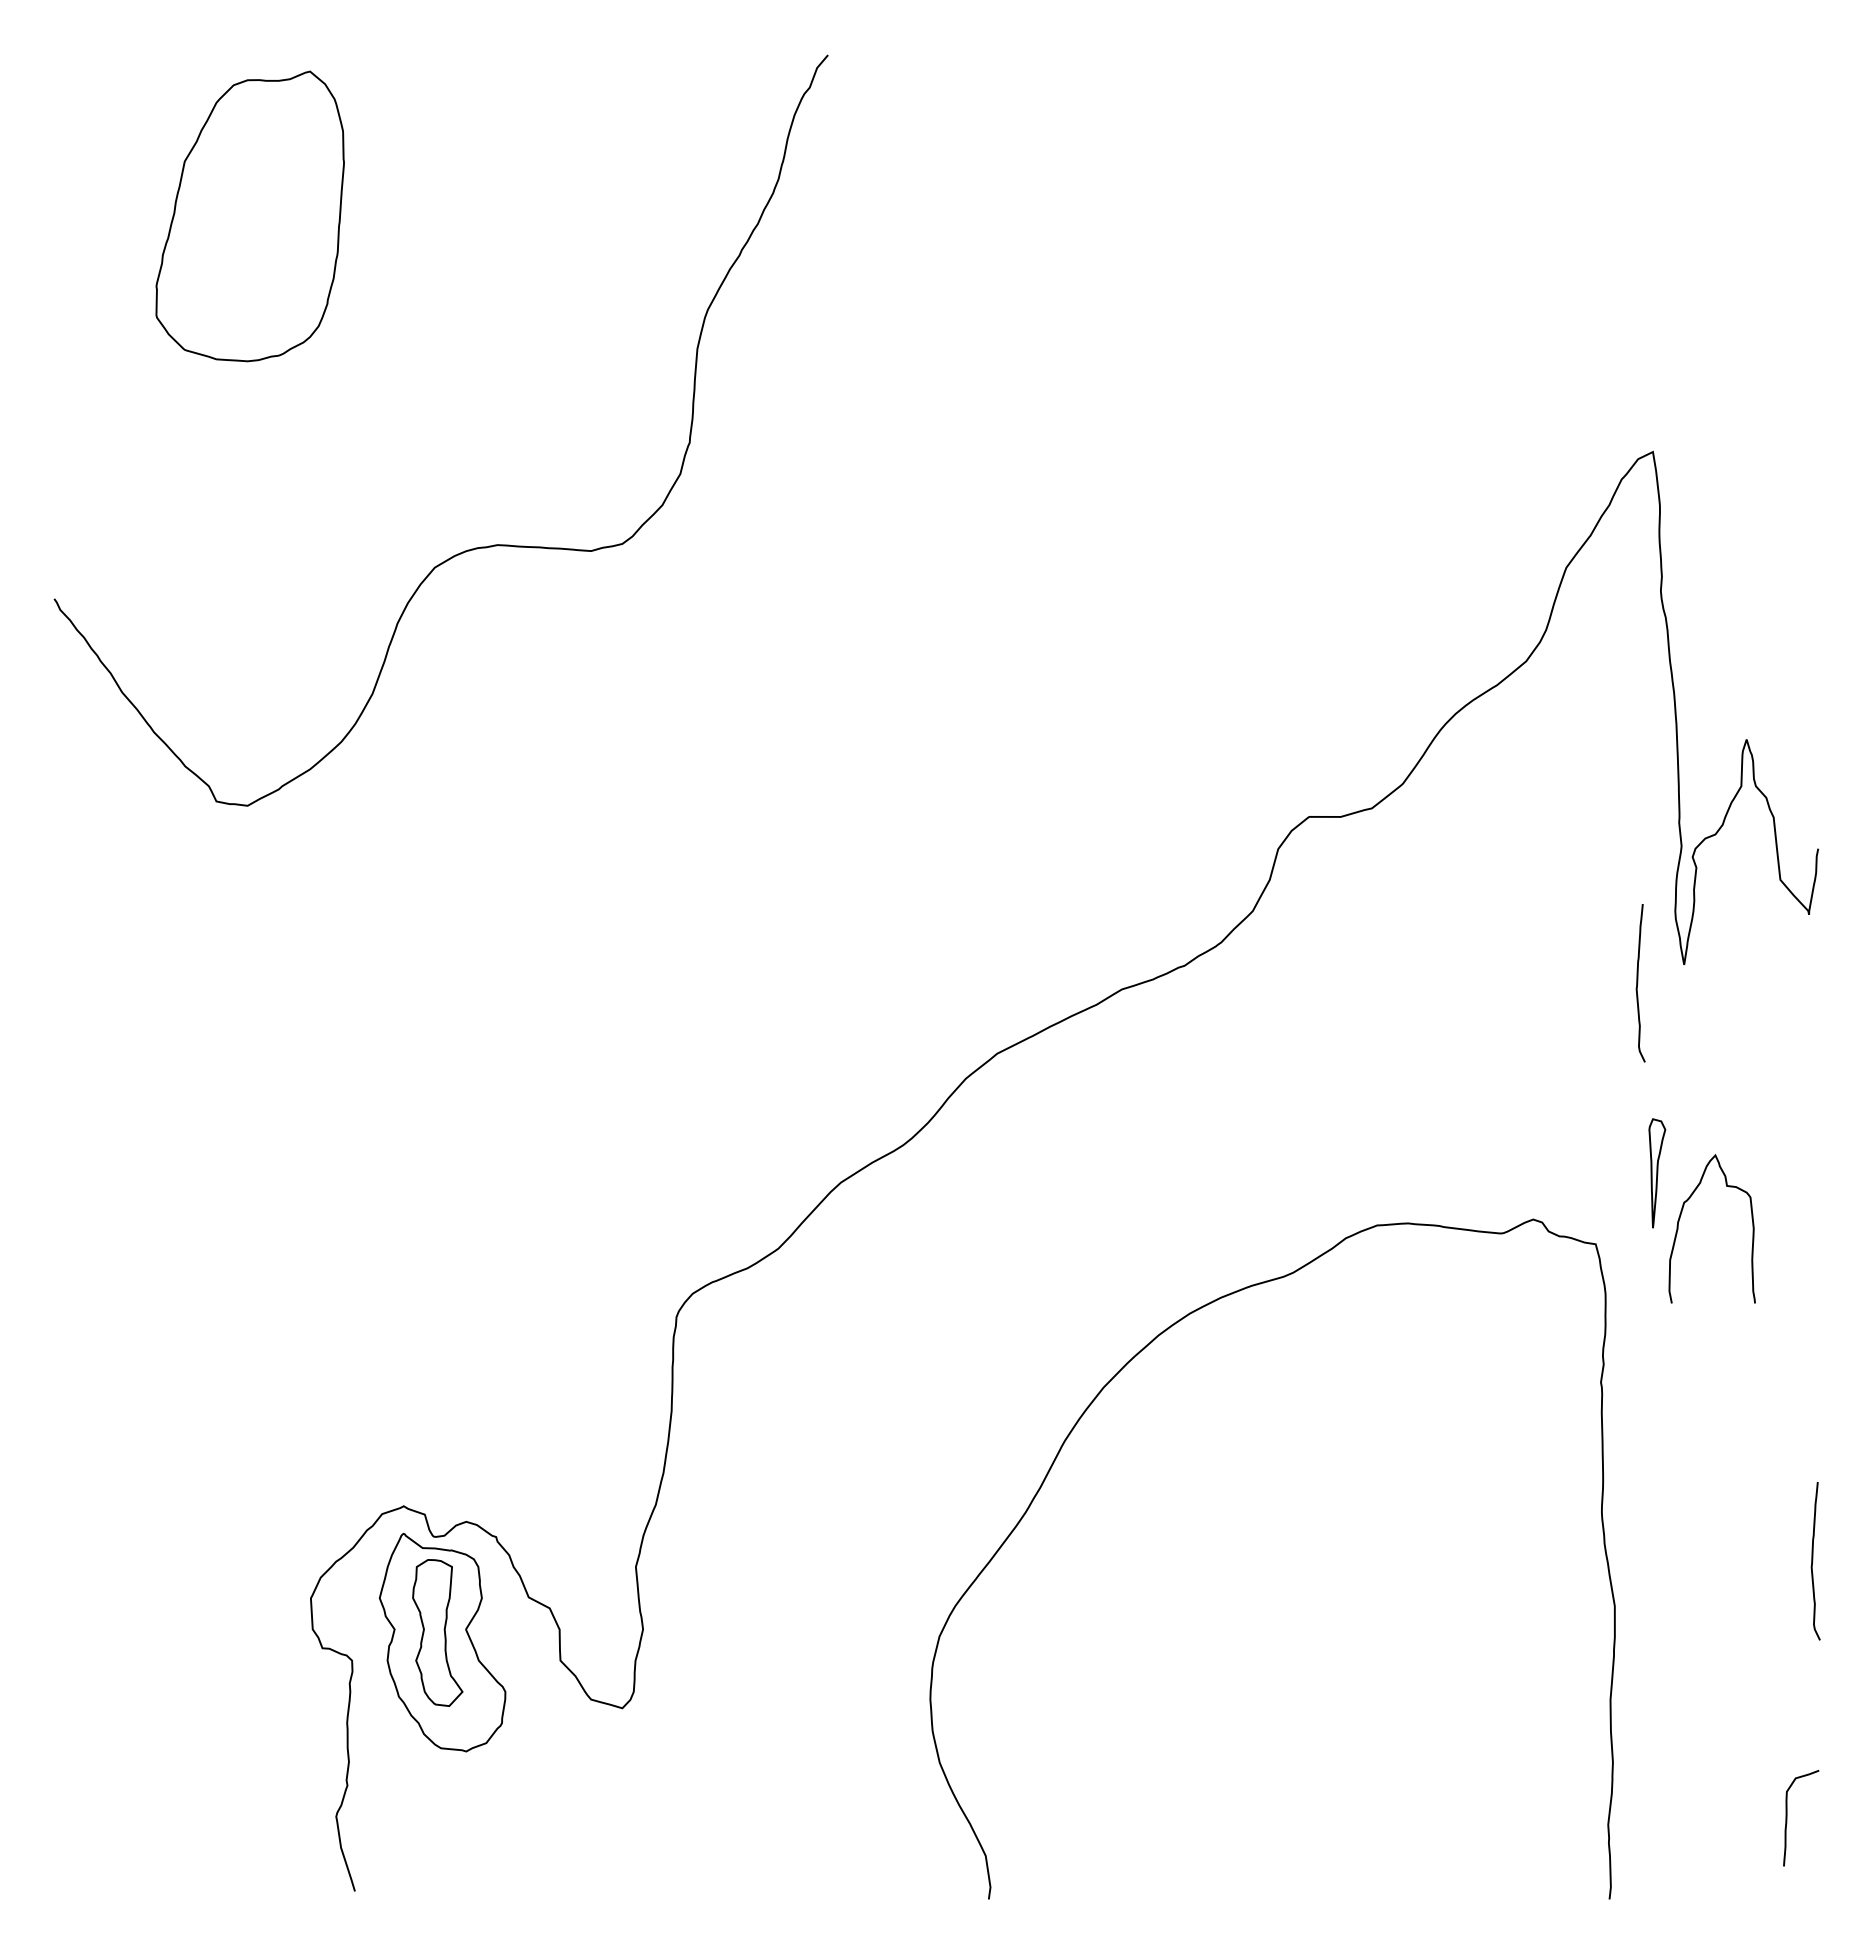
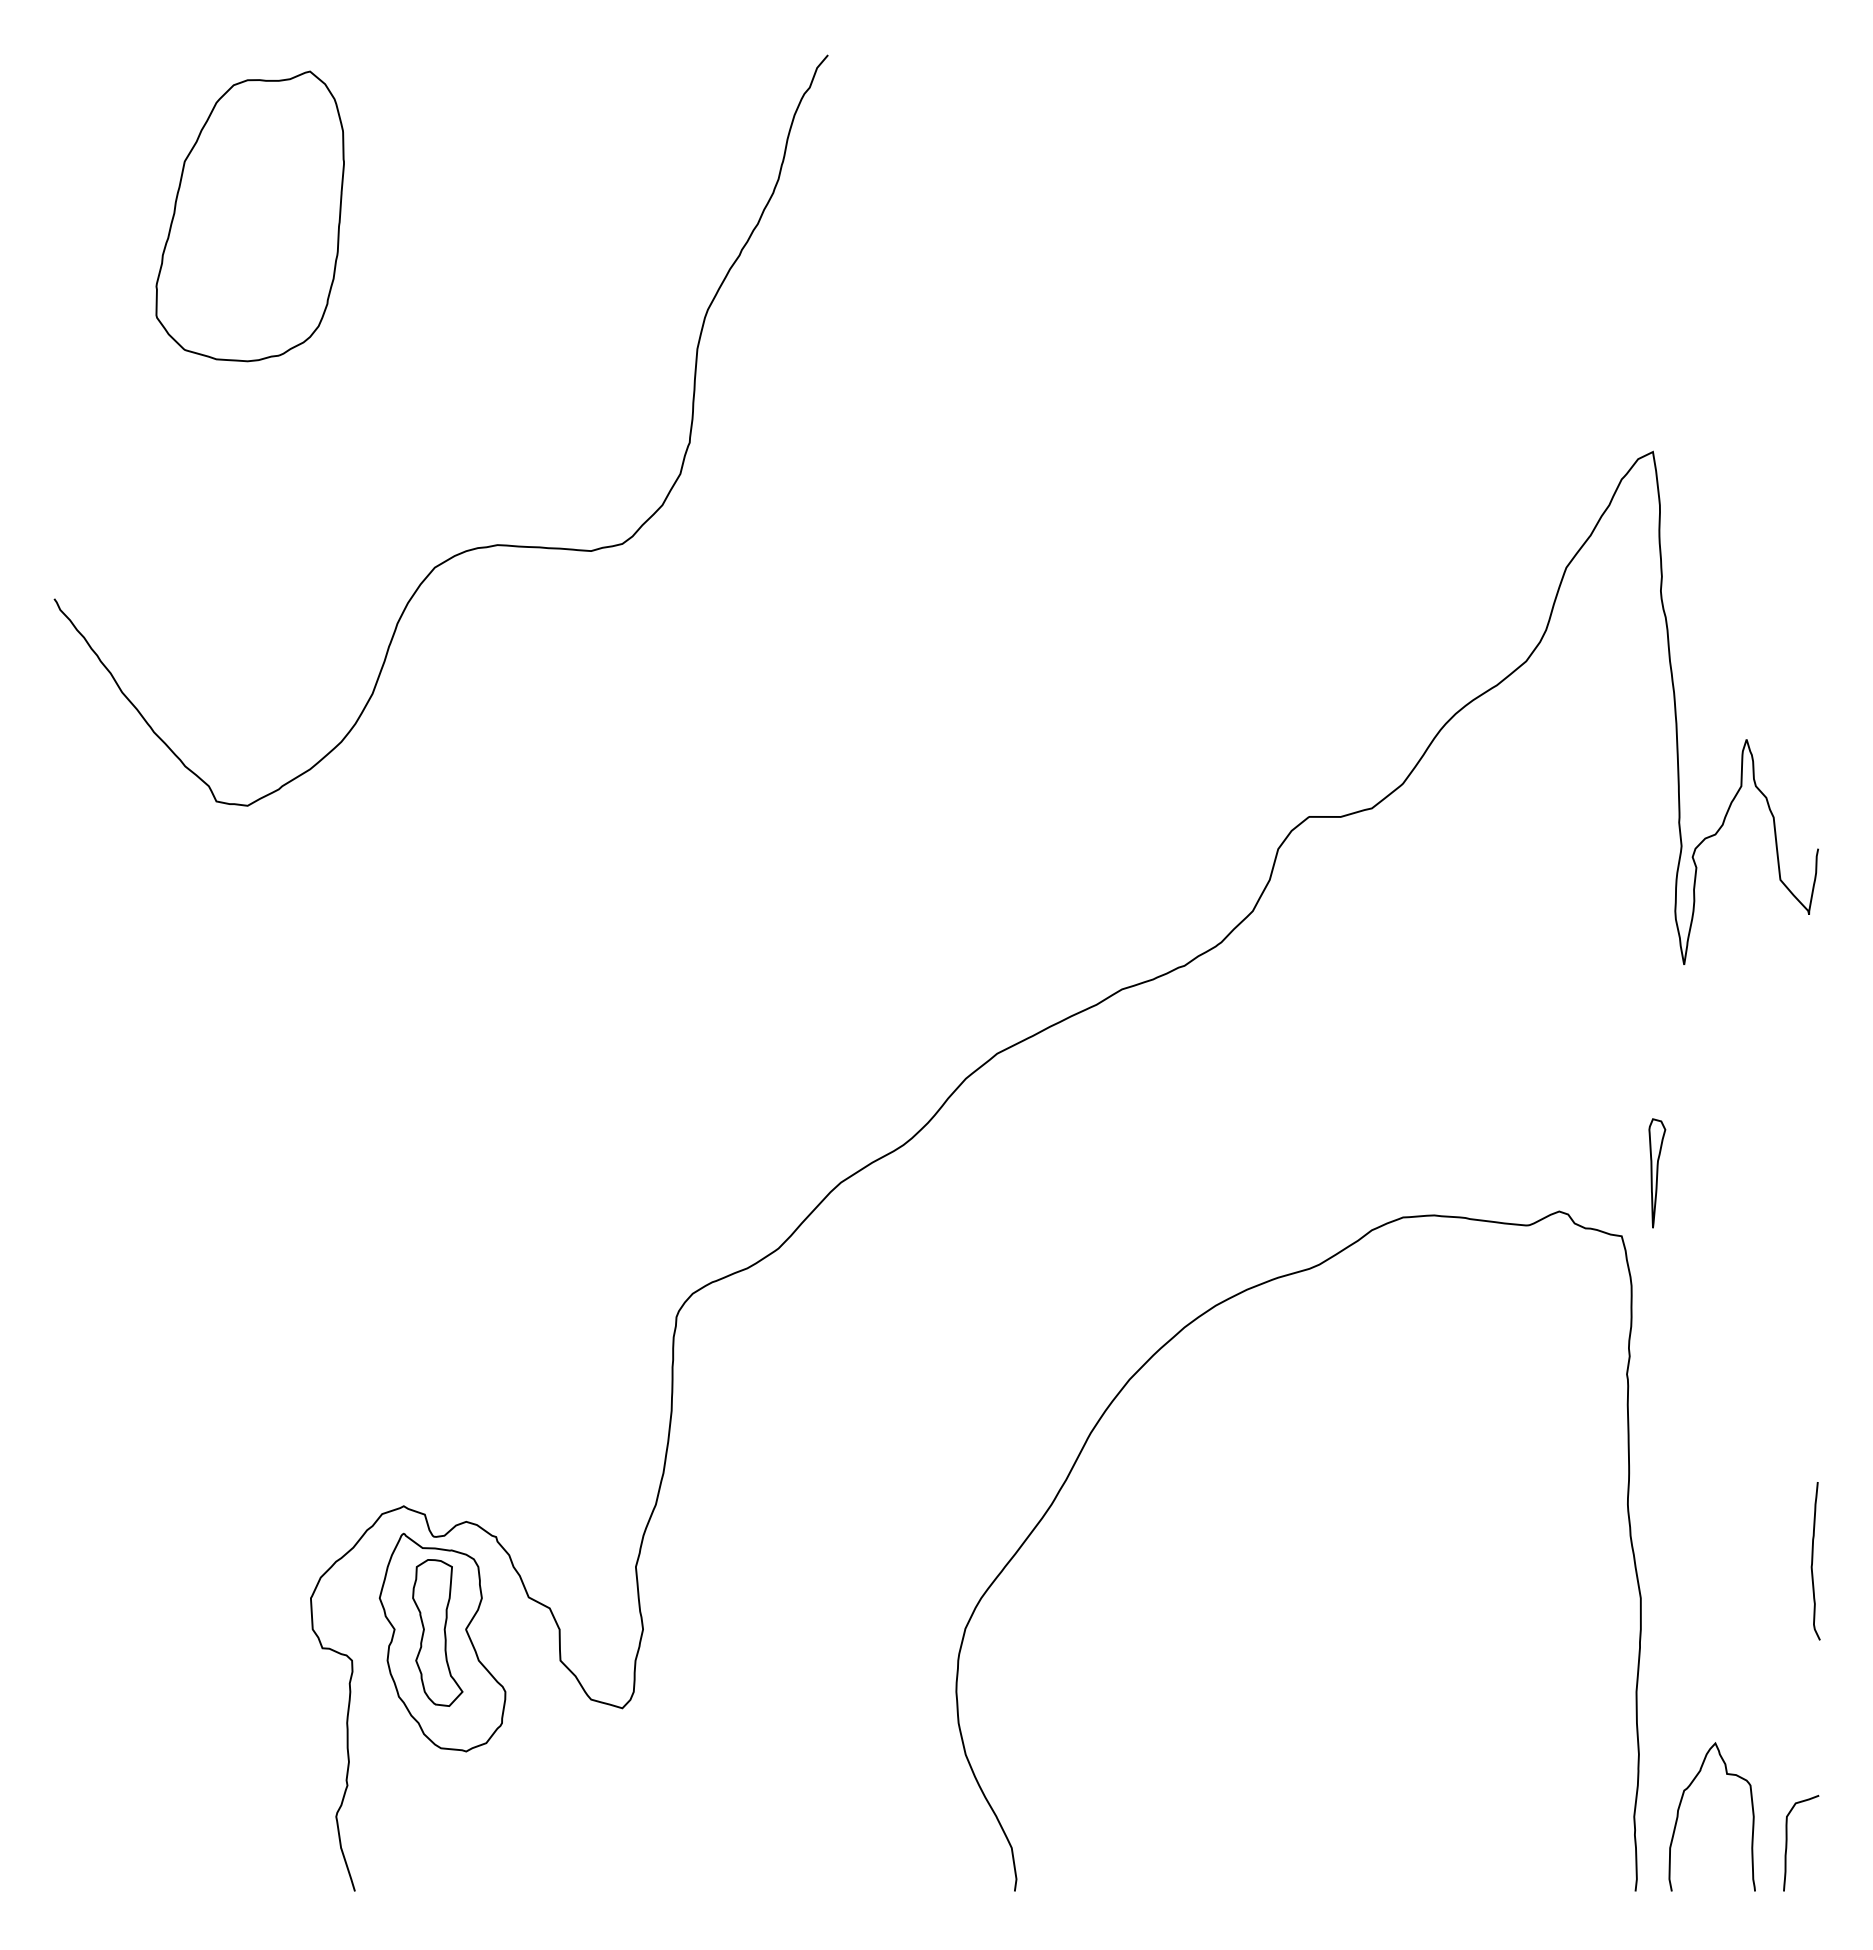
curve: present -> none (1638, 983)
curve position: (1680, 1218) -> (1680, 1806) (1680, 1806)
curve position: (1074, 1428) -> (1100, 1420) (1100, 1420)
curve position: (1787, 1818) -> (1787, 1843) (1787, 1843)
